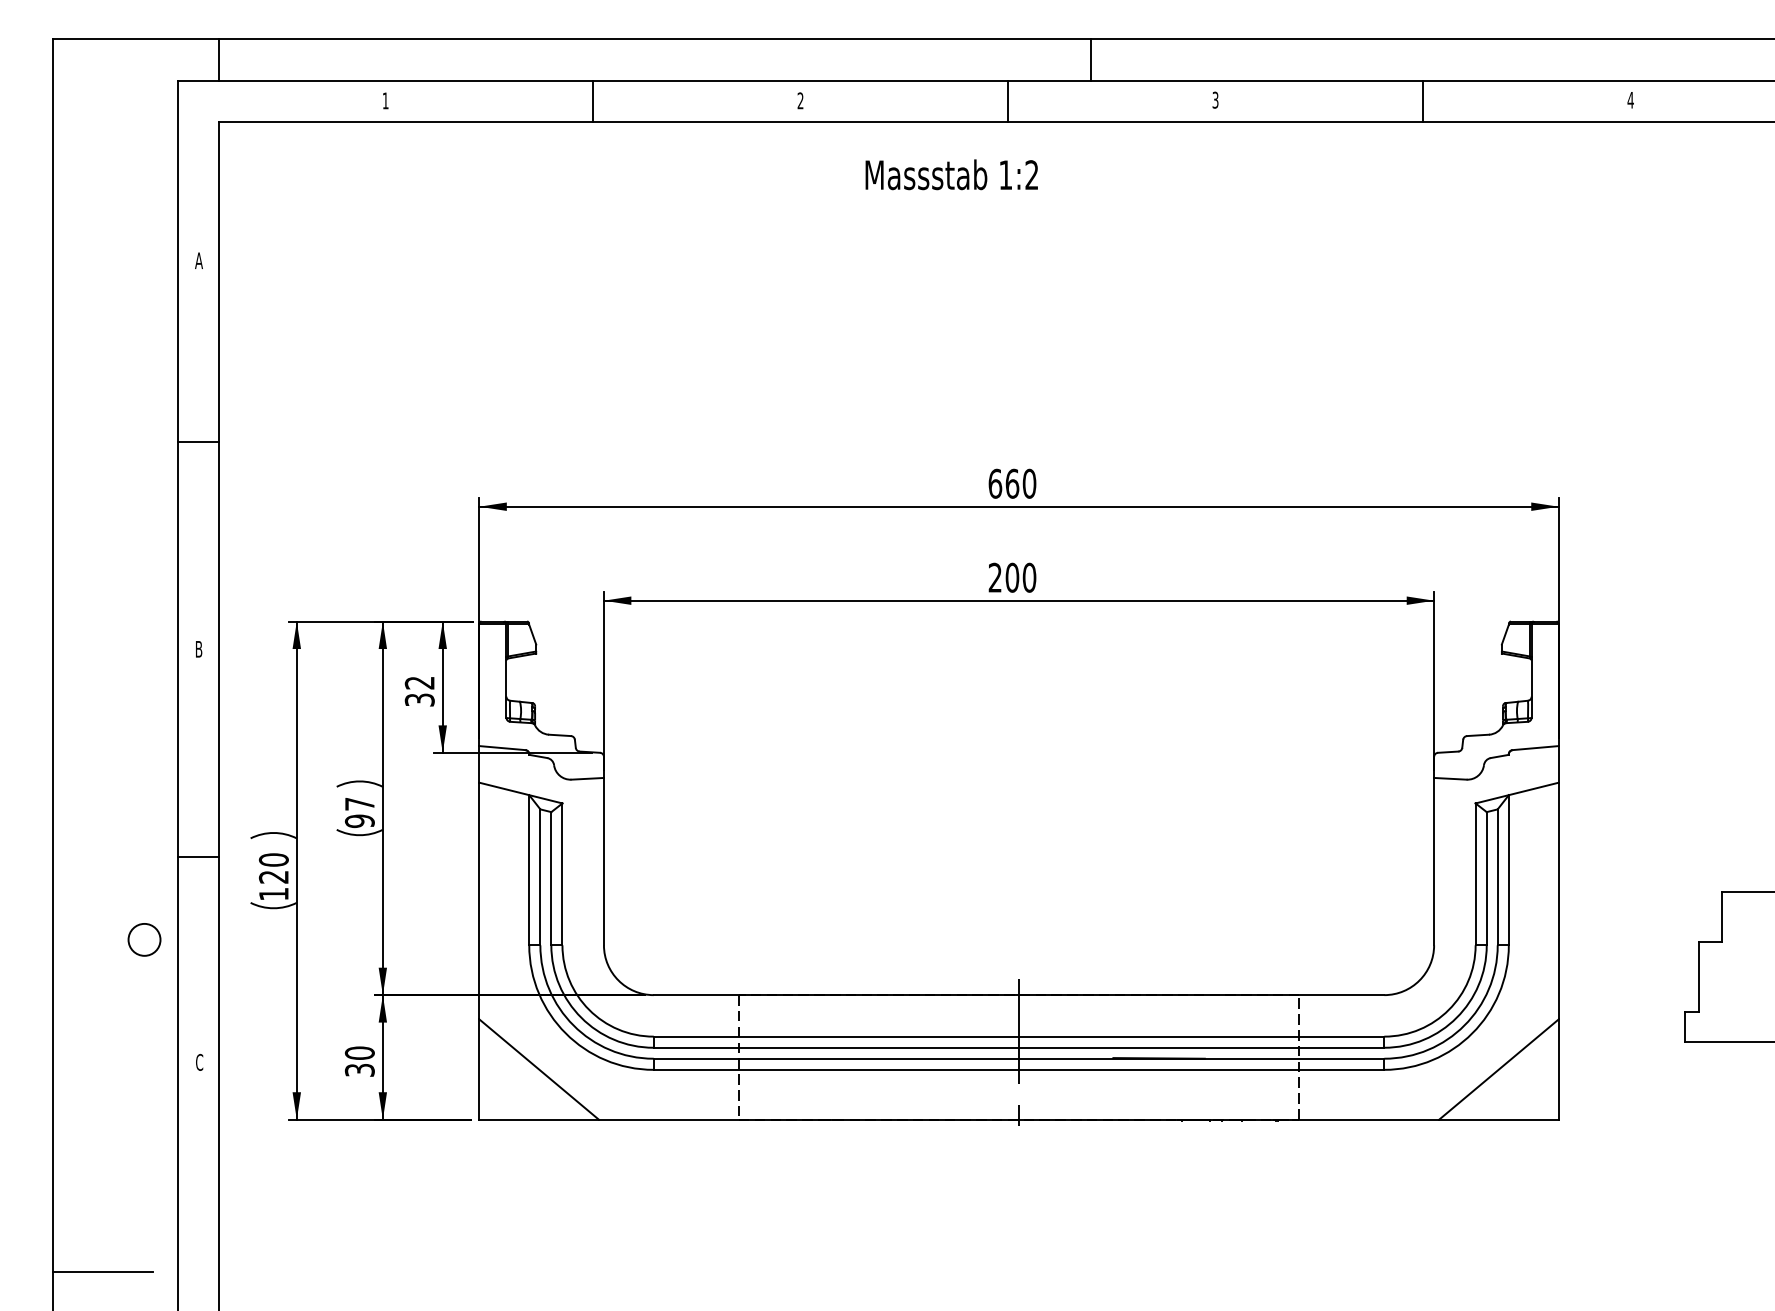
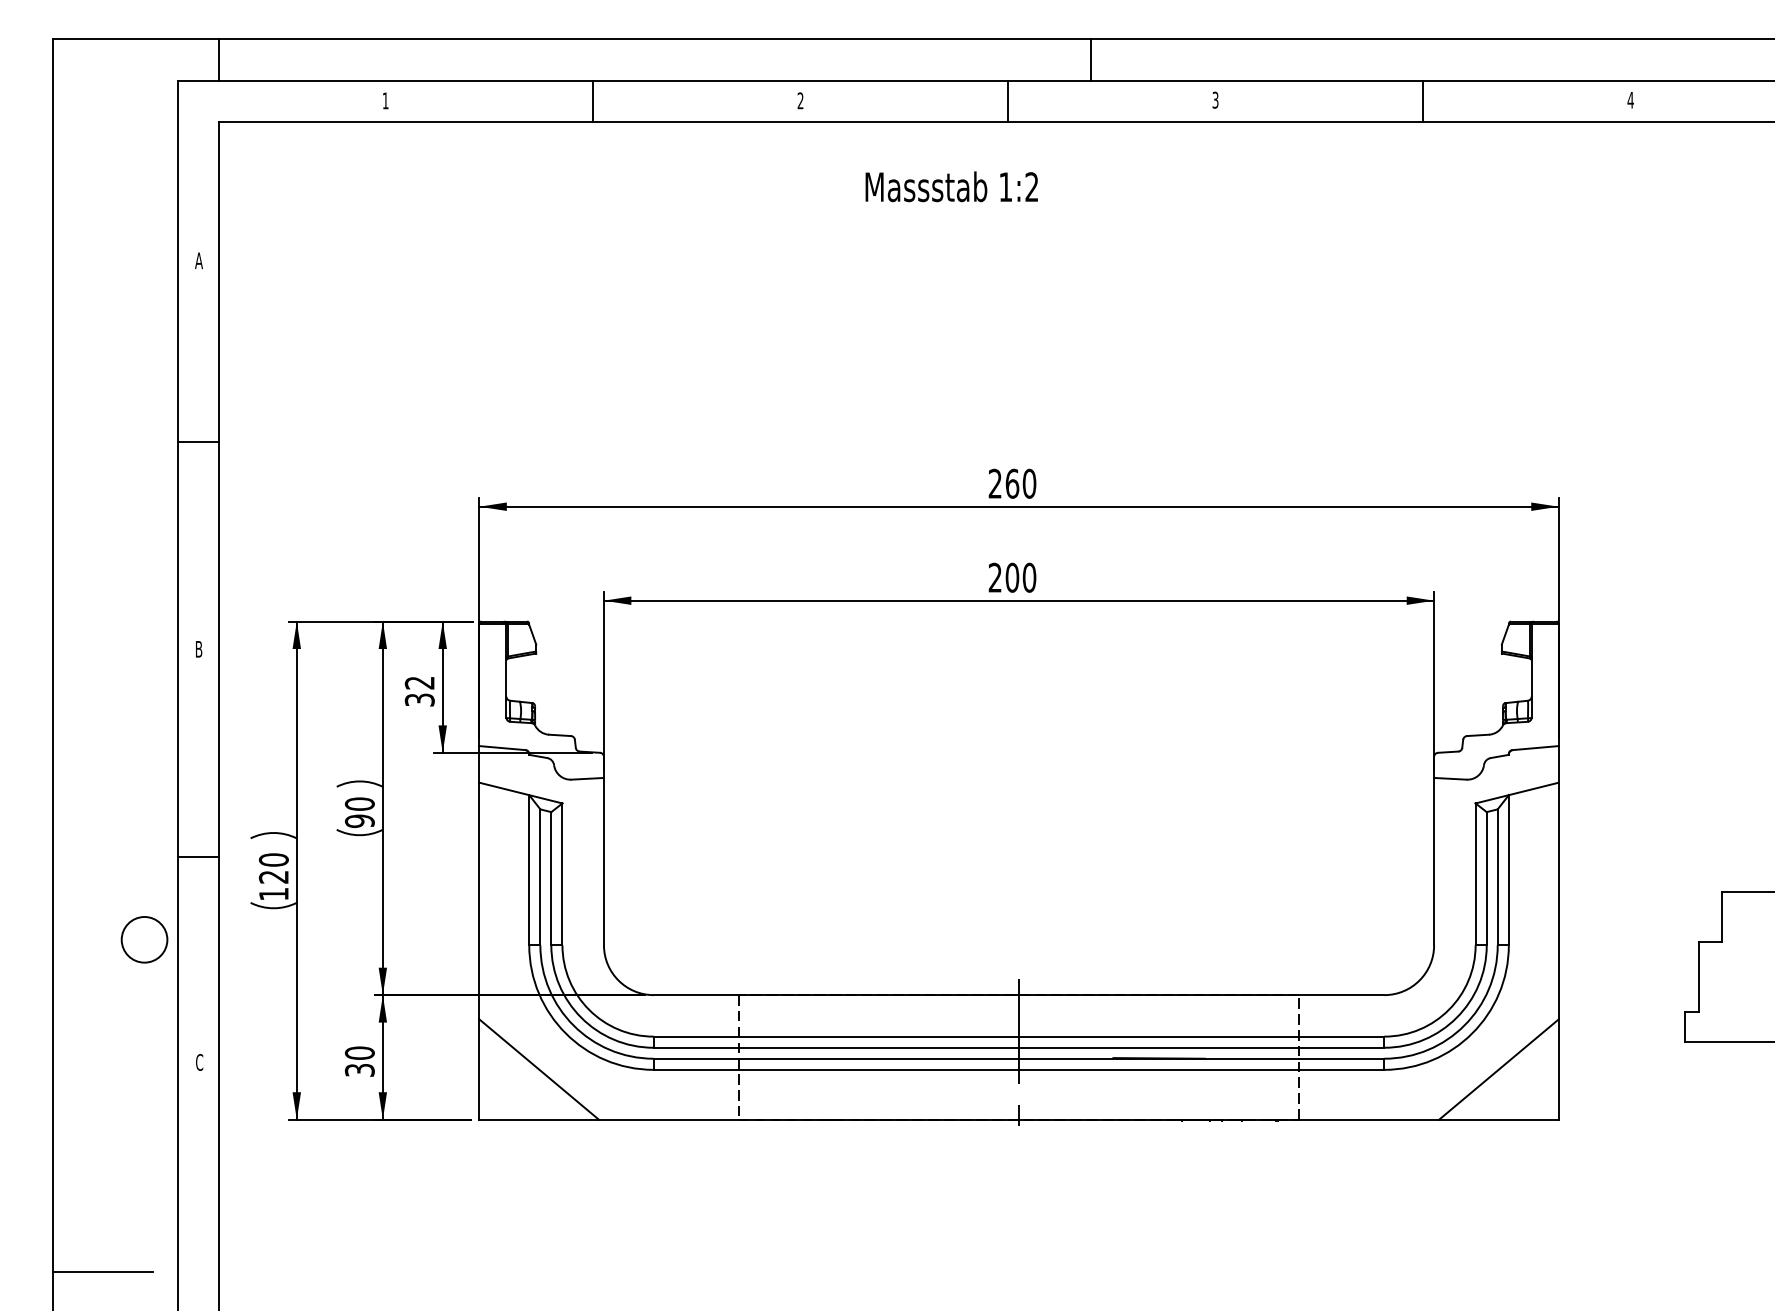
text position: (951, 174) -> (951, 186) (951, 186)
text: 660 -> 260 (995, 483)
text: 97 -> 90 (359, 803)
circle size: 35x34 px -> 49x48 px (144, 939)
